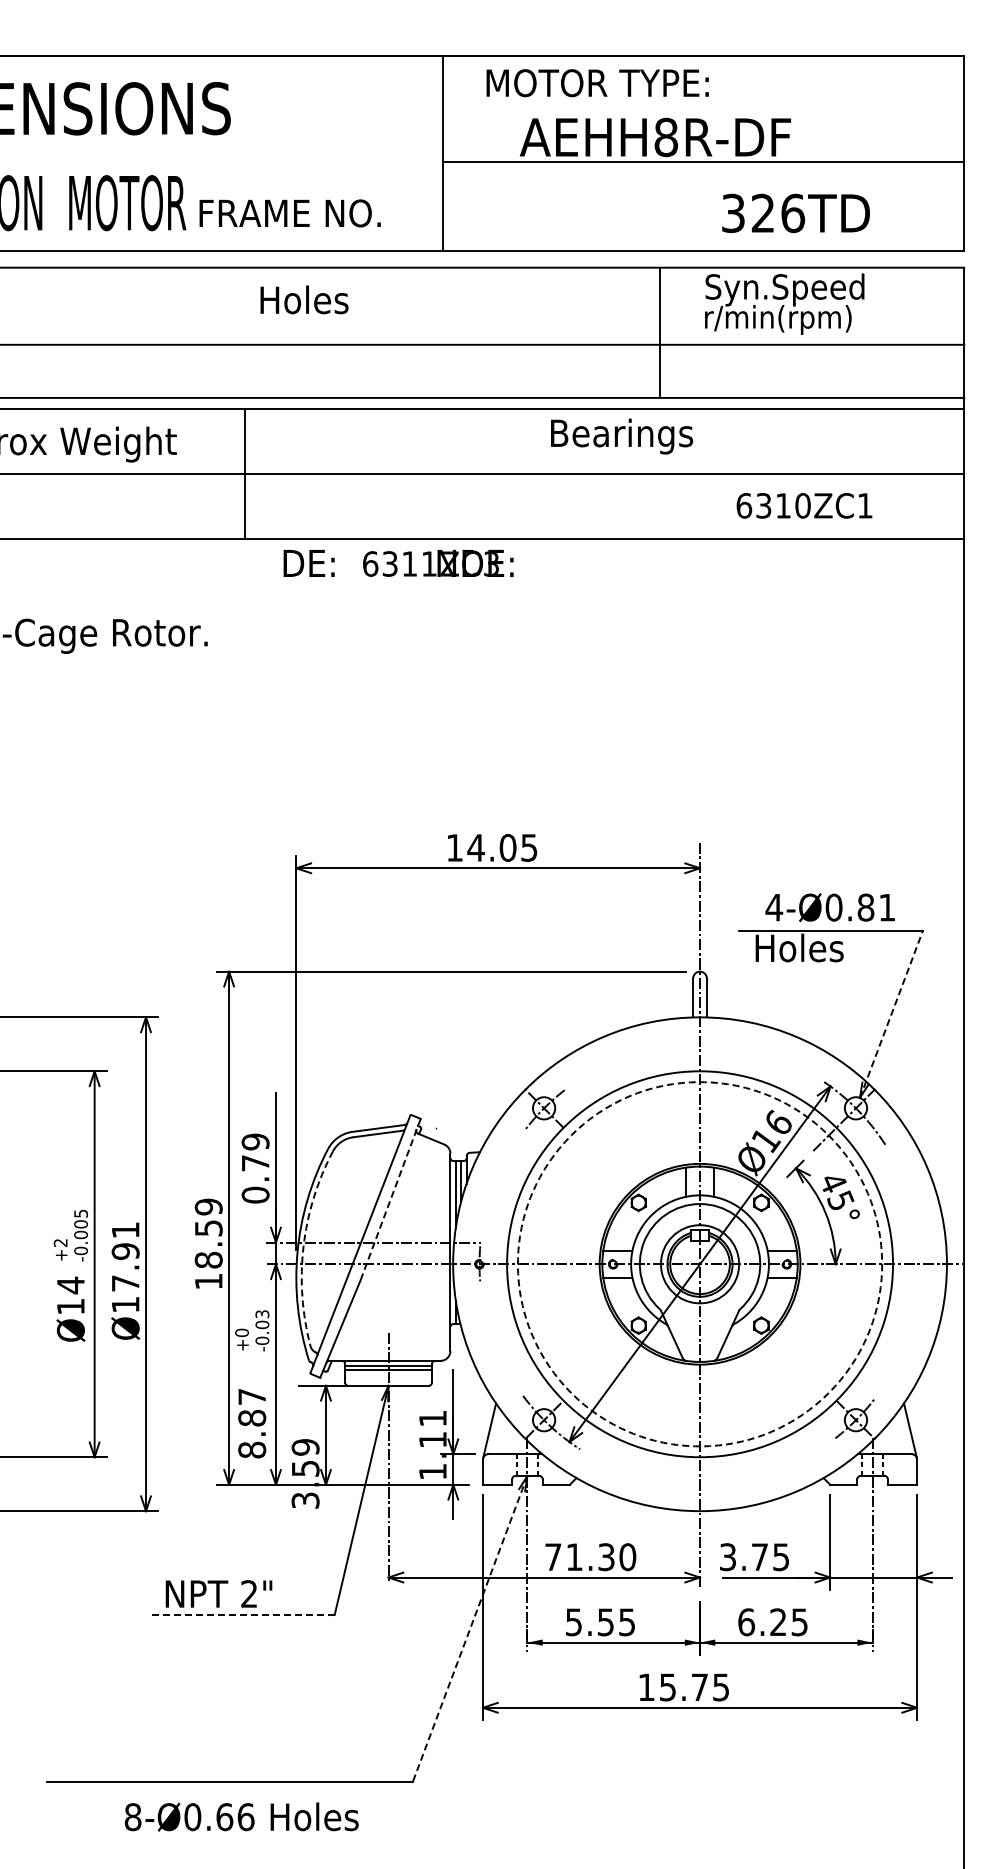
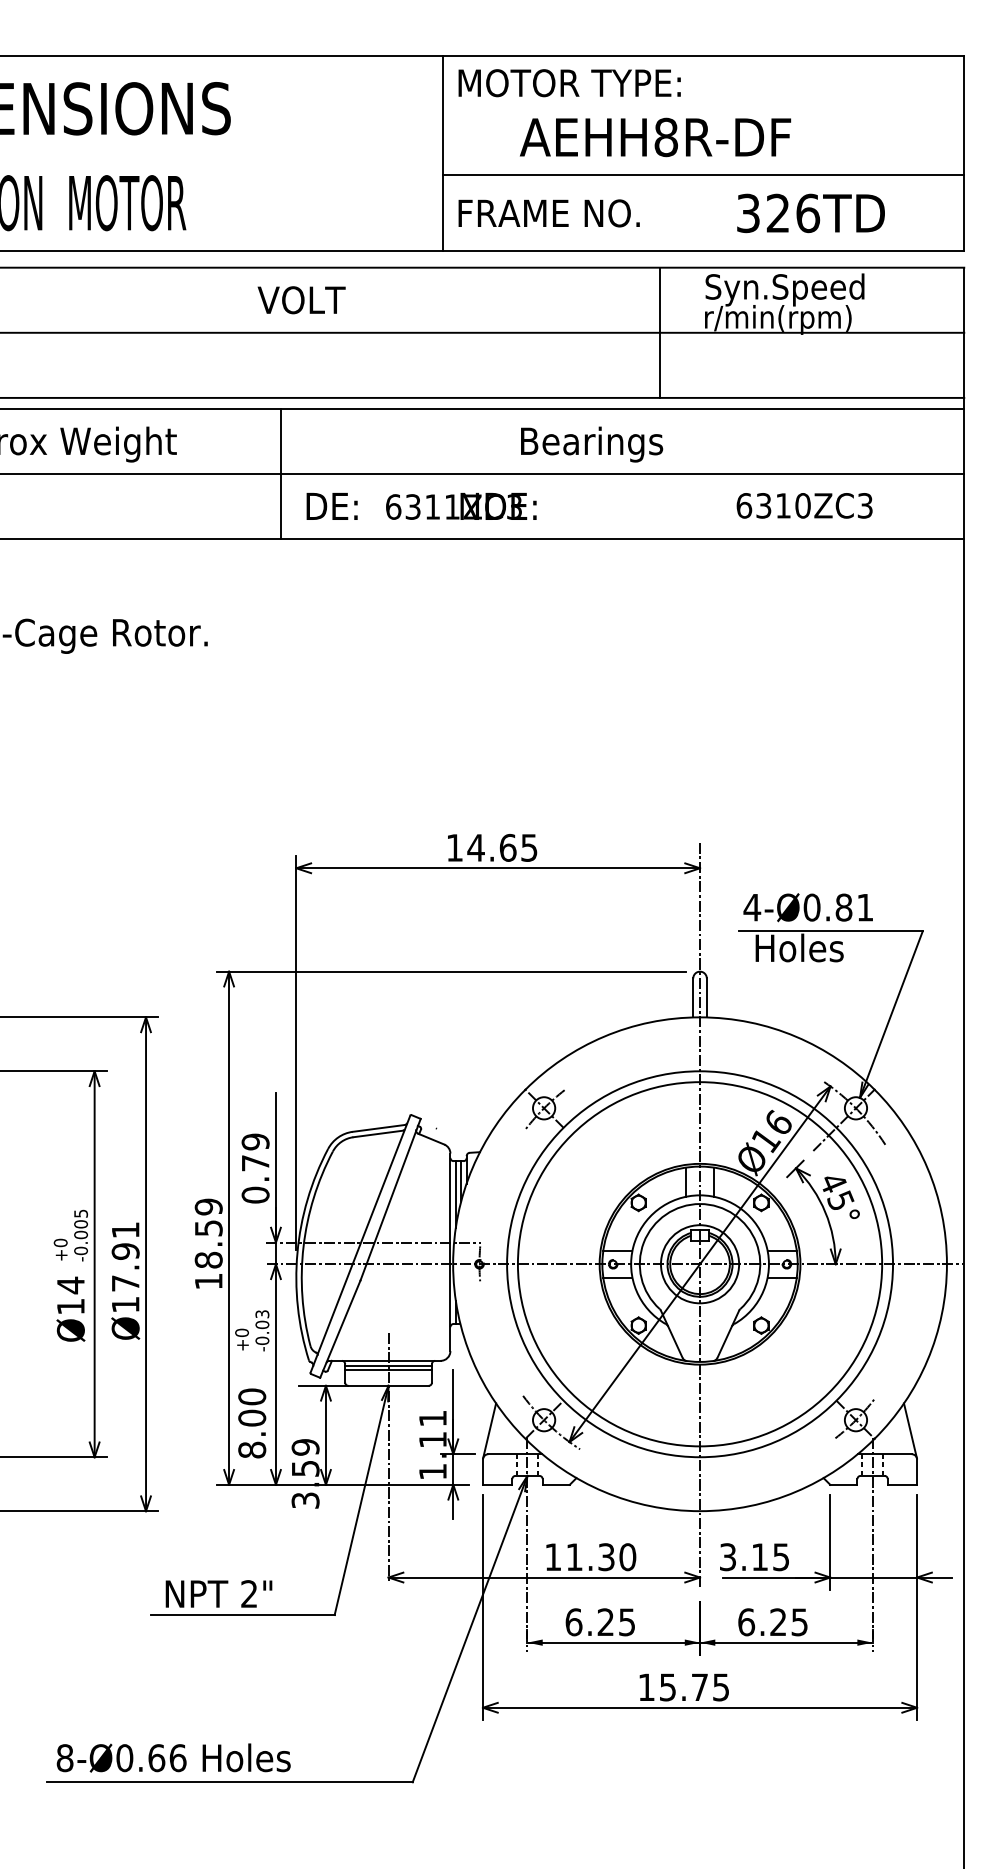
text position: (597, 83) -> (569, 83) (569, 83)
line position: (703, 162) -> (703, 175) (703, 175)
text position: (289, 213) -> (548, 213) (548, 213)
text position: (795, 213) -> (810, 213) (810, 213)
text: Holes -> VOLT (302, 299)
line position: (483, 344) -> (483, 332) (483, 332)
text position: (622, 436) -> (592, 444) (592, 444)
line position: (244, 473) -> (280, 473) (280, 473)
text: 6310ZC1 -> 6310ZC3 (864, 505)
text position: (398, 563) -> (421, 506) (421, 506)
text: 14.05 -> 14.65 (507, 847)
text position: (829, 907) -> (807, 907) (807, 907)
line: dashed -> solid (891, 1014)
line: dashed -> solid (390, 1200)
text: +2 -> +0 (60, 1242)
arc: dashed -> solid (303, 1246)
circle: dashed -> solid (699, 1264)
text: 8.87 -> 8.00 (252, 1407)
text: 71.30 -> 11.30 (553, 1556)
text: 3.75 -> 3.15 (759, 1556)
line: dashed -> solid (243, 1615)
text: 5.55 -> 6.25 (589, 1622)
line: dashed -> solid (470, 1629)
text position: (241, 1816) -> (173, 1757) (173, 1757)
